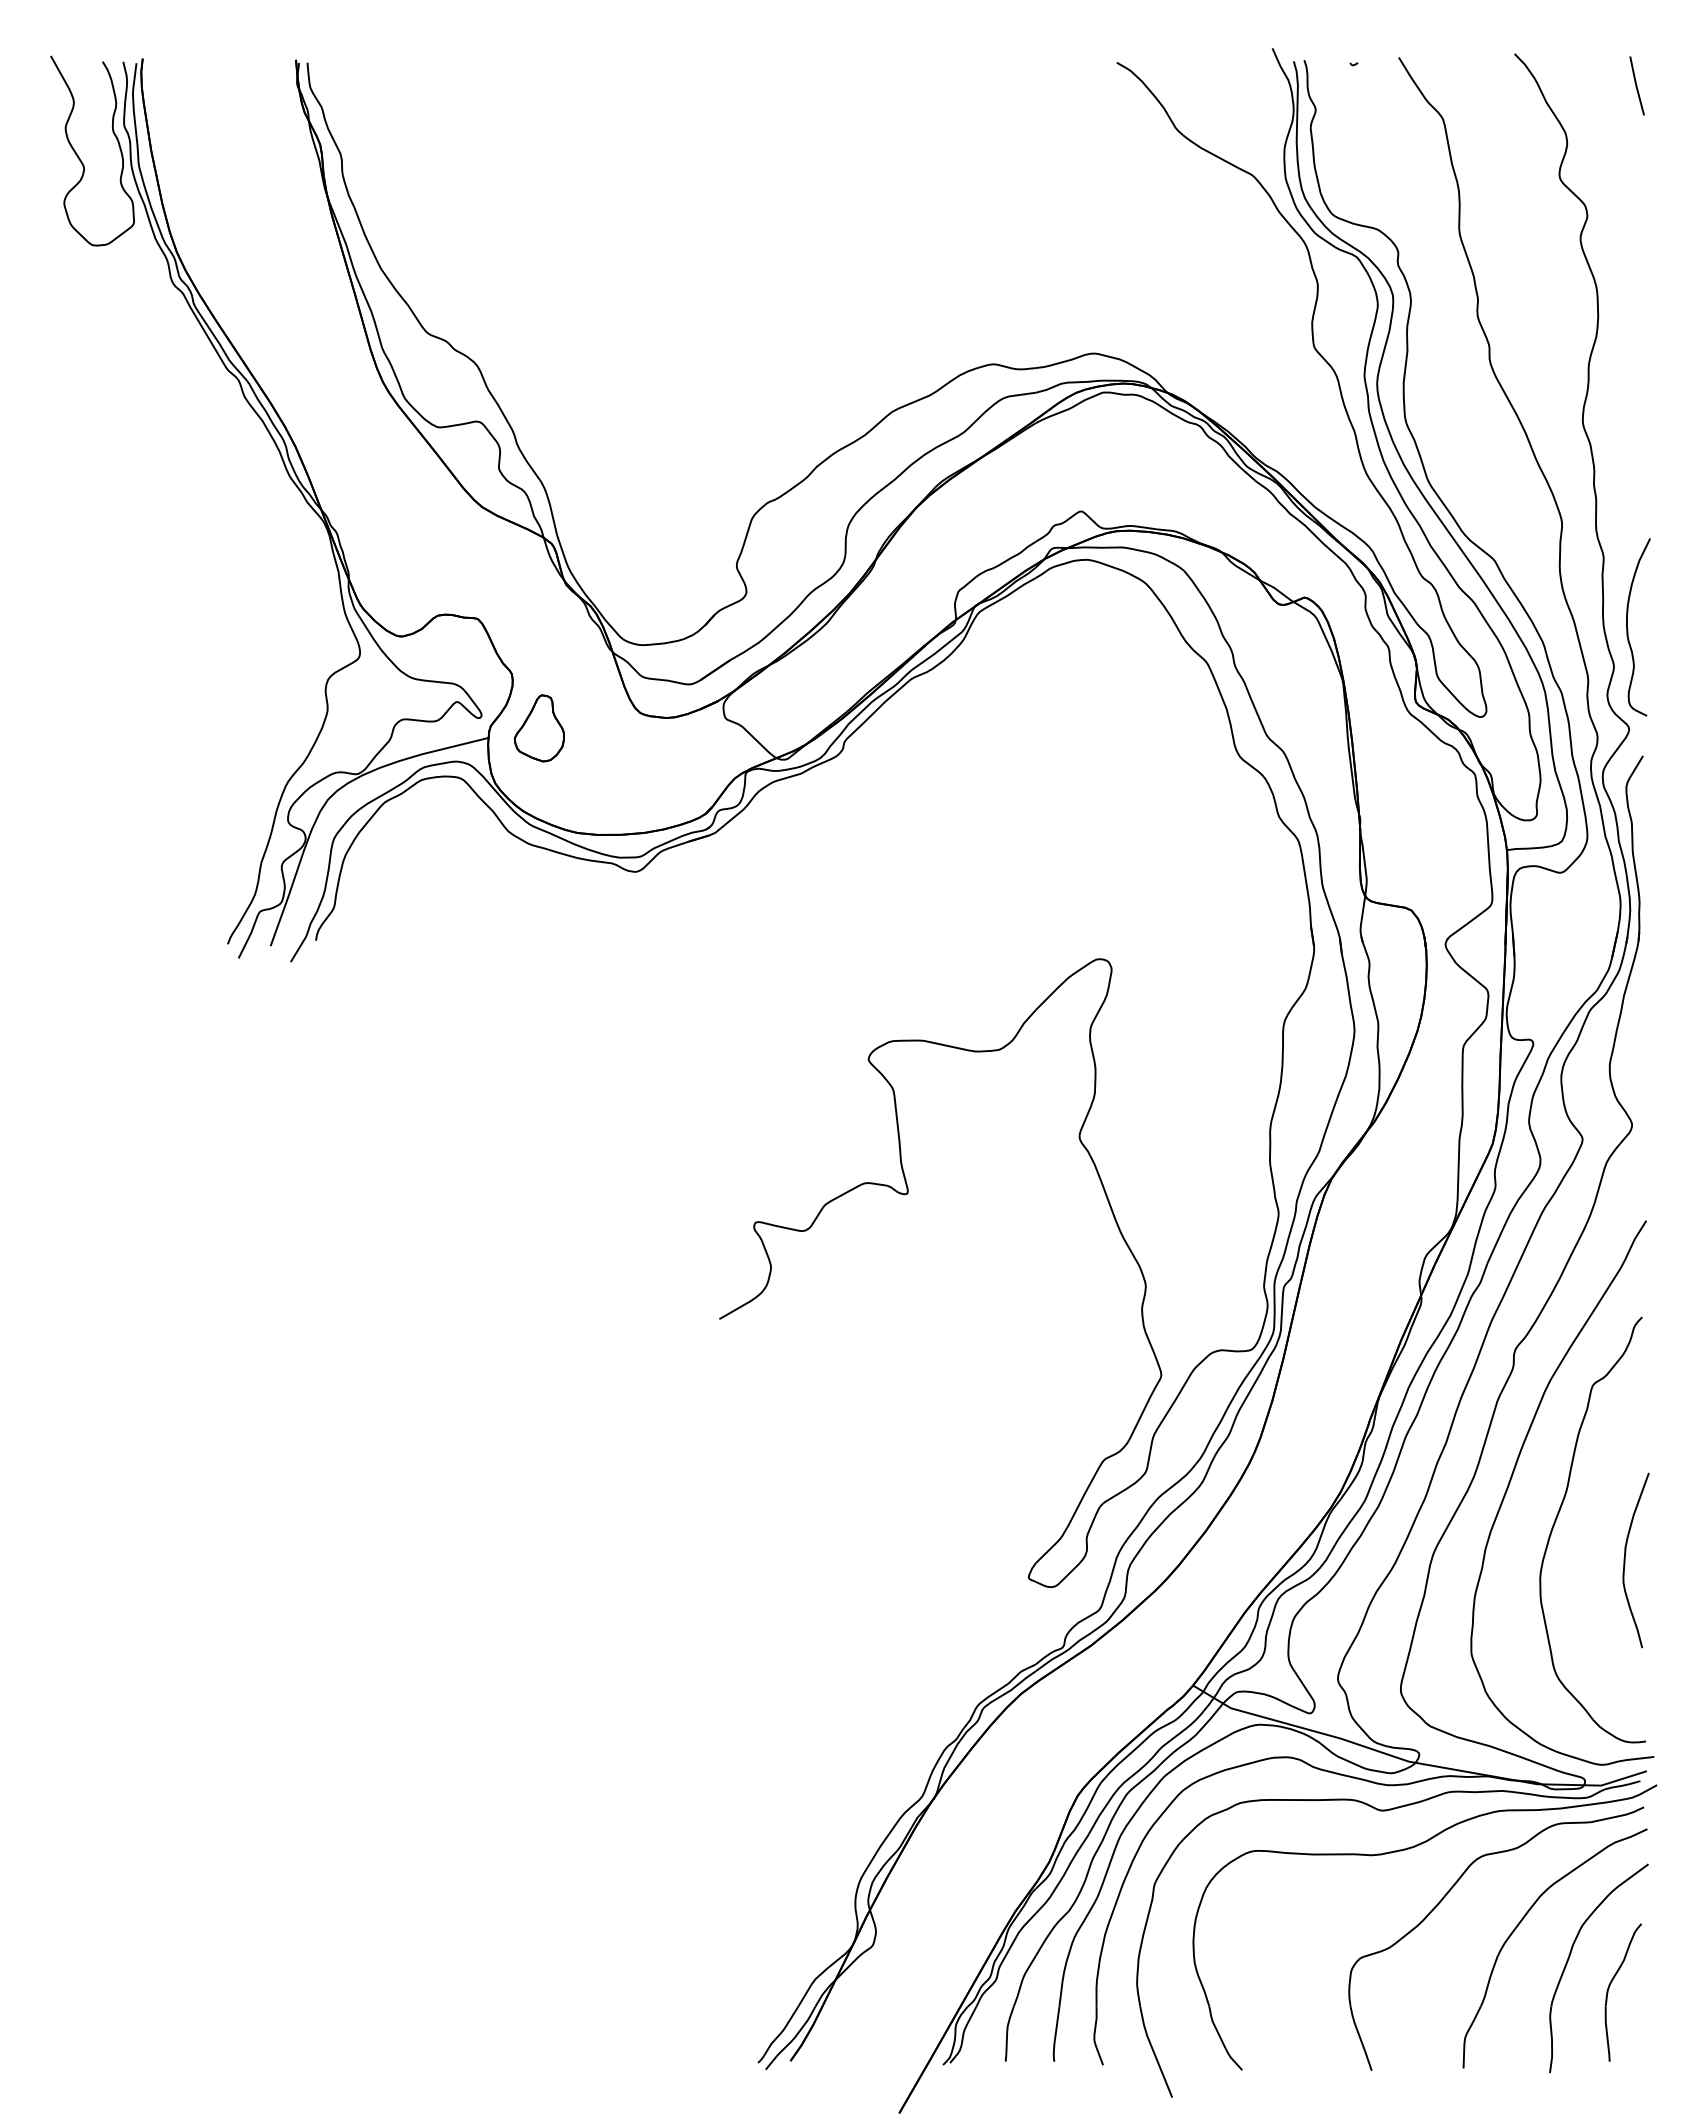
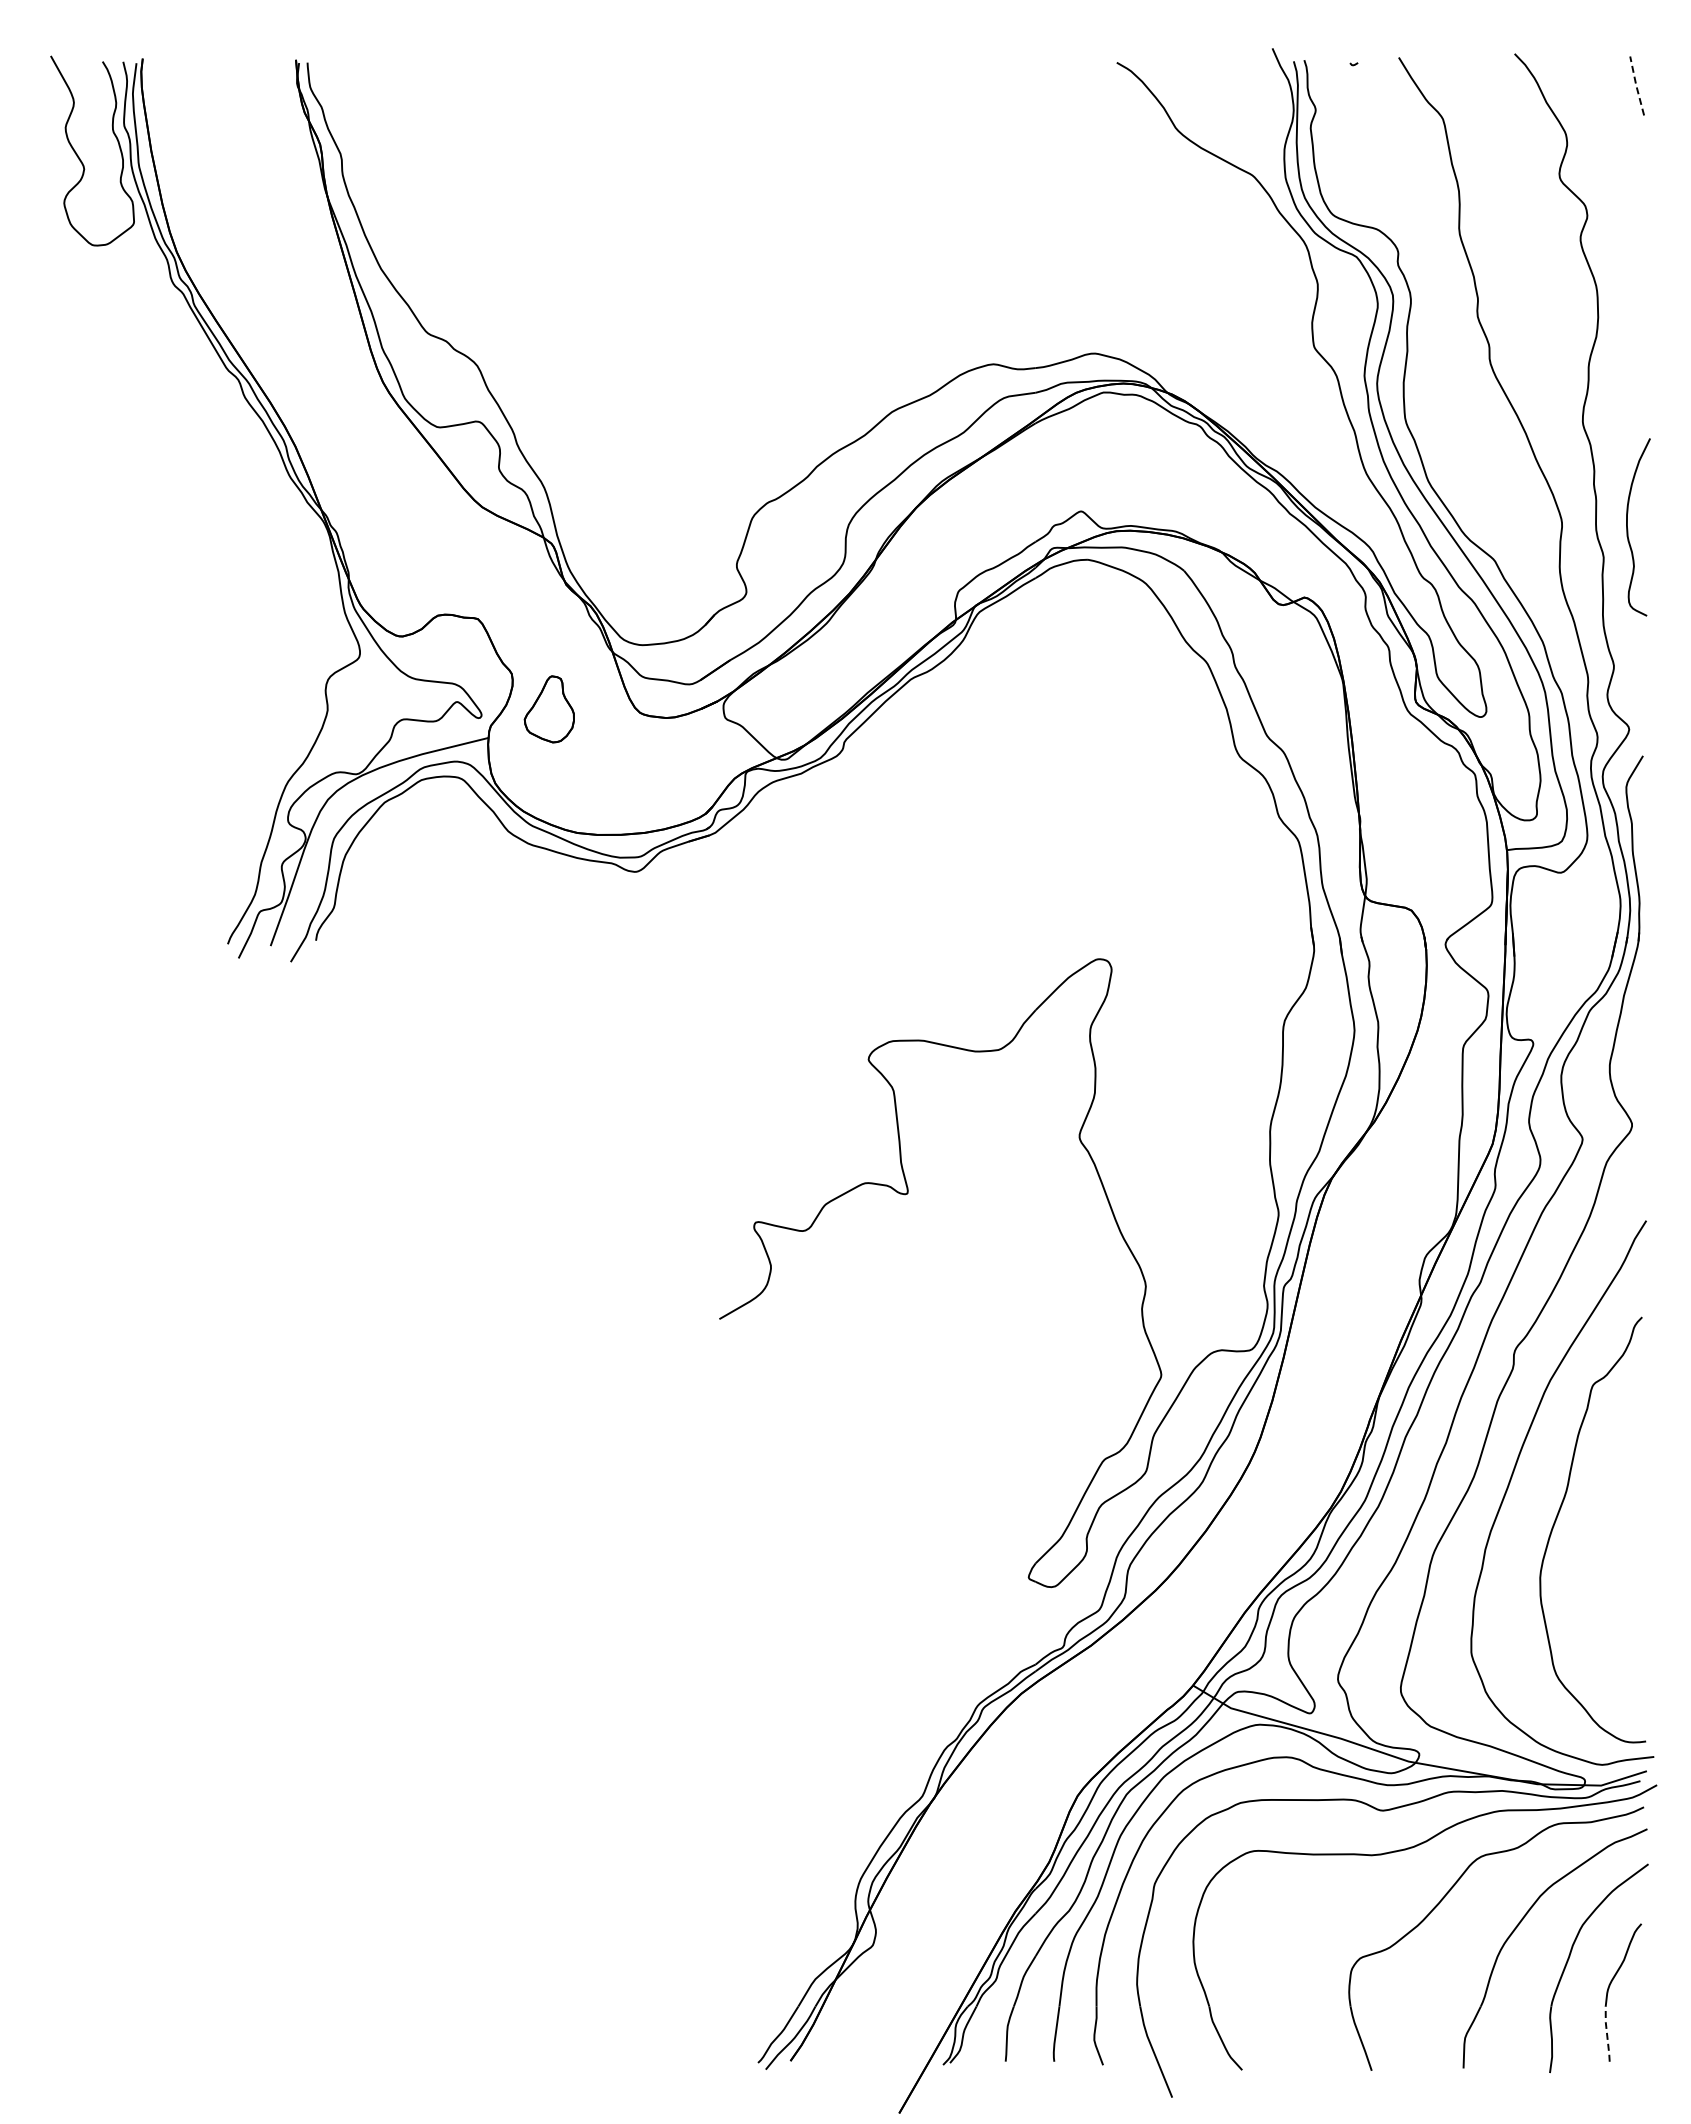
line: solid -> dashed (1636, 85)
curve position: (1628, 629) -> (1628, 529) (1628, 529)
part position: (538, 728) -> (548, 709) (548, 709)
curve: present -> none (1625, 1560)
line: solid -> dashed (1607, 2034)
